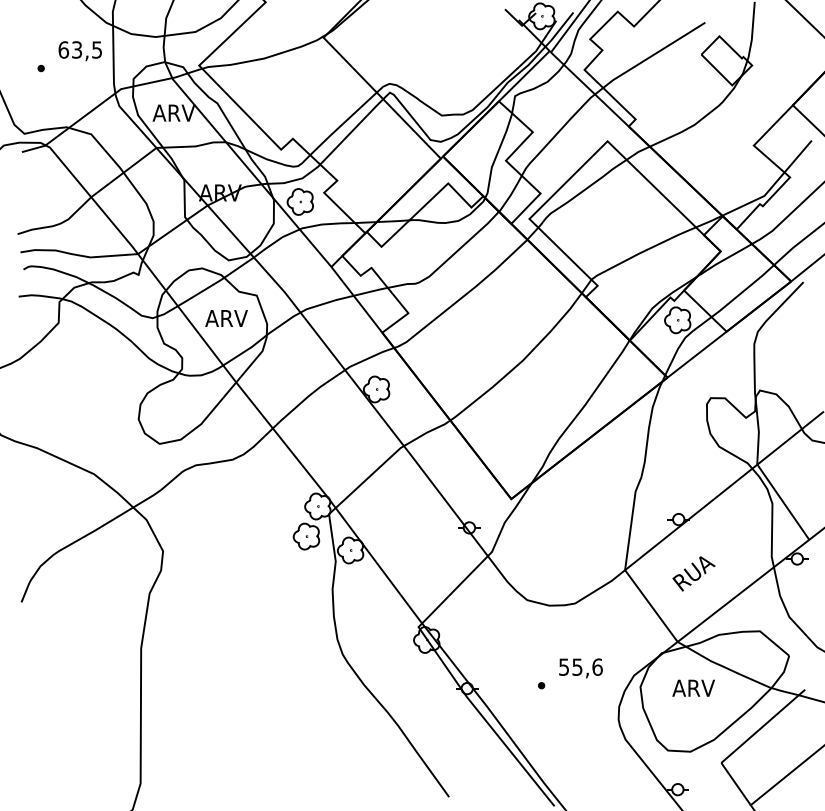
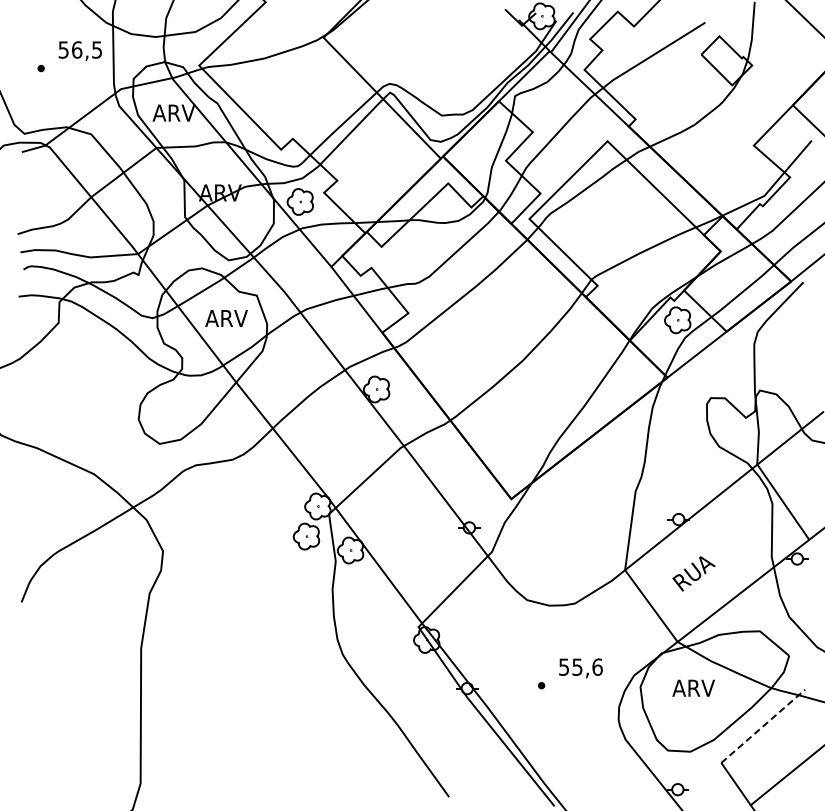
text: 63,5 -> 56,5 (70, 49)
line: solid -> dashed (763, 726)
